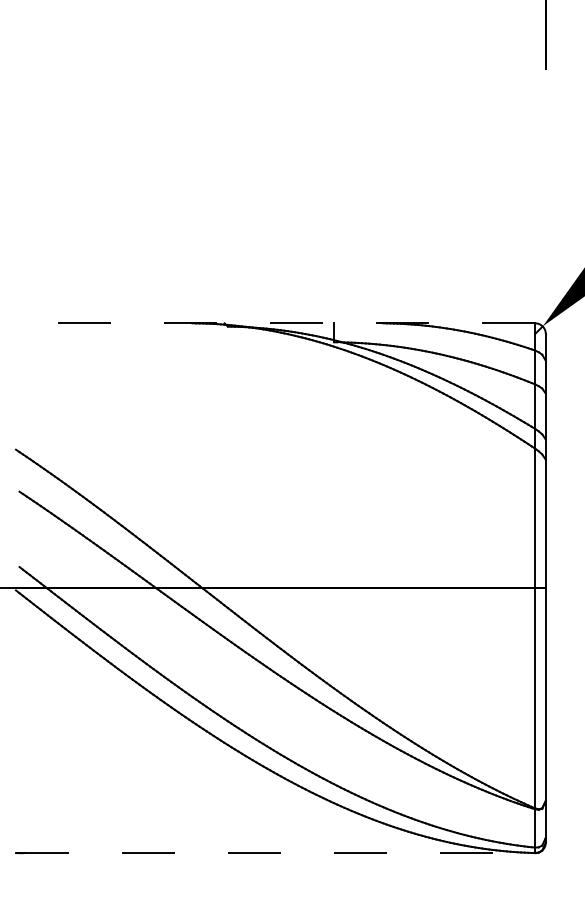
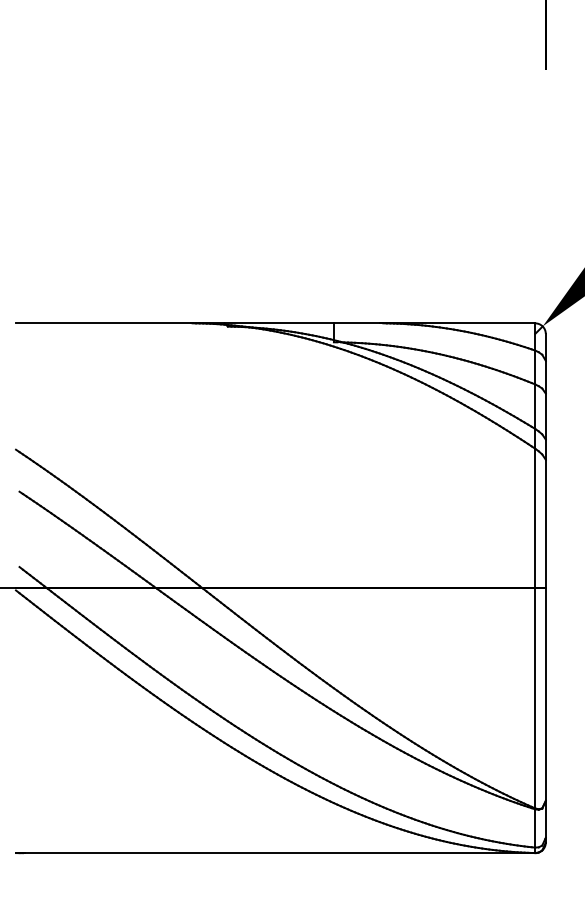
line: dashed -> solid (275, 323)
line: dashed -> solid (275, 853)
